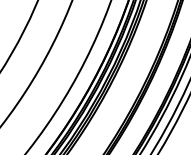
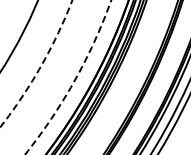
arc: solid -> dashed (40, 66)
arc: solid -> dashed (74, 81)
